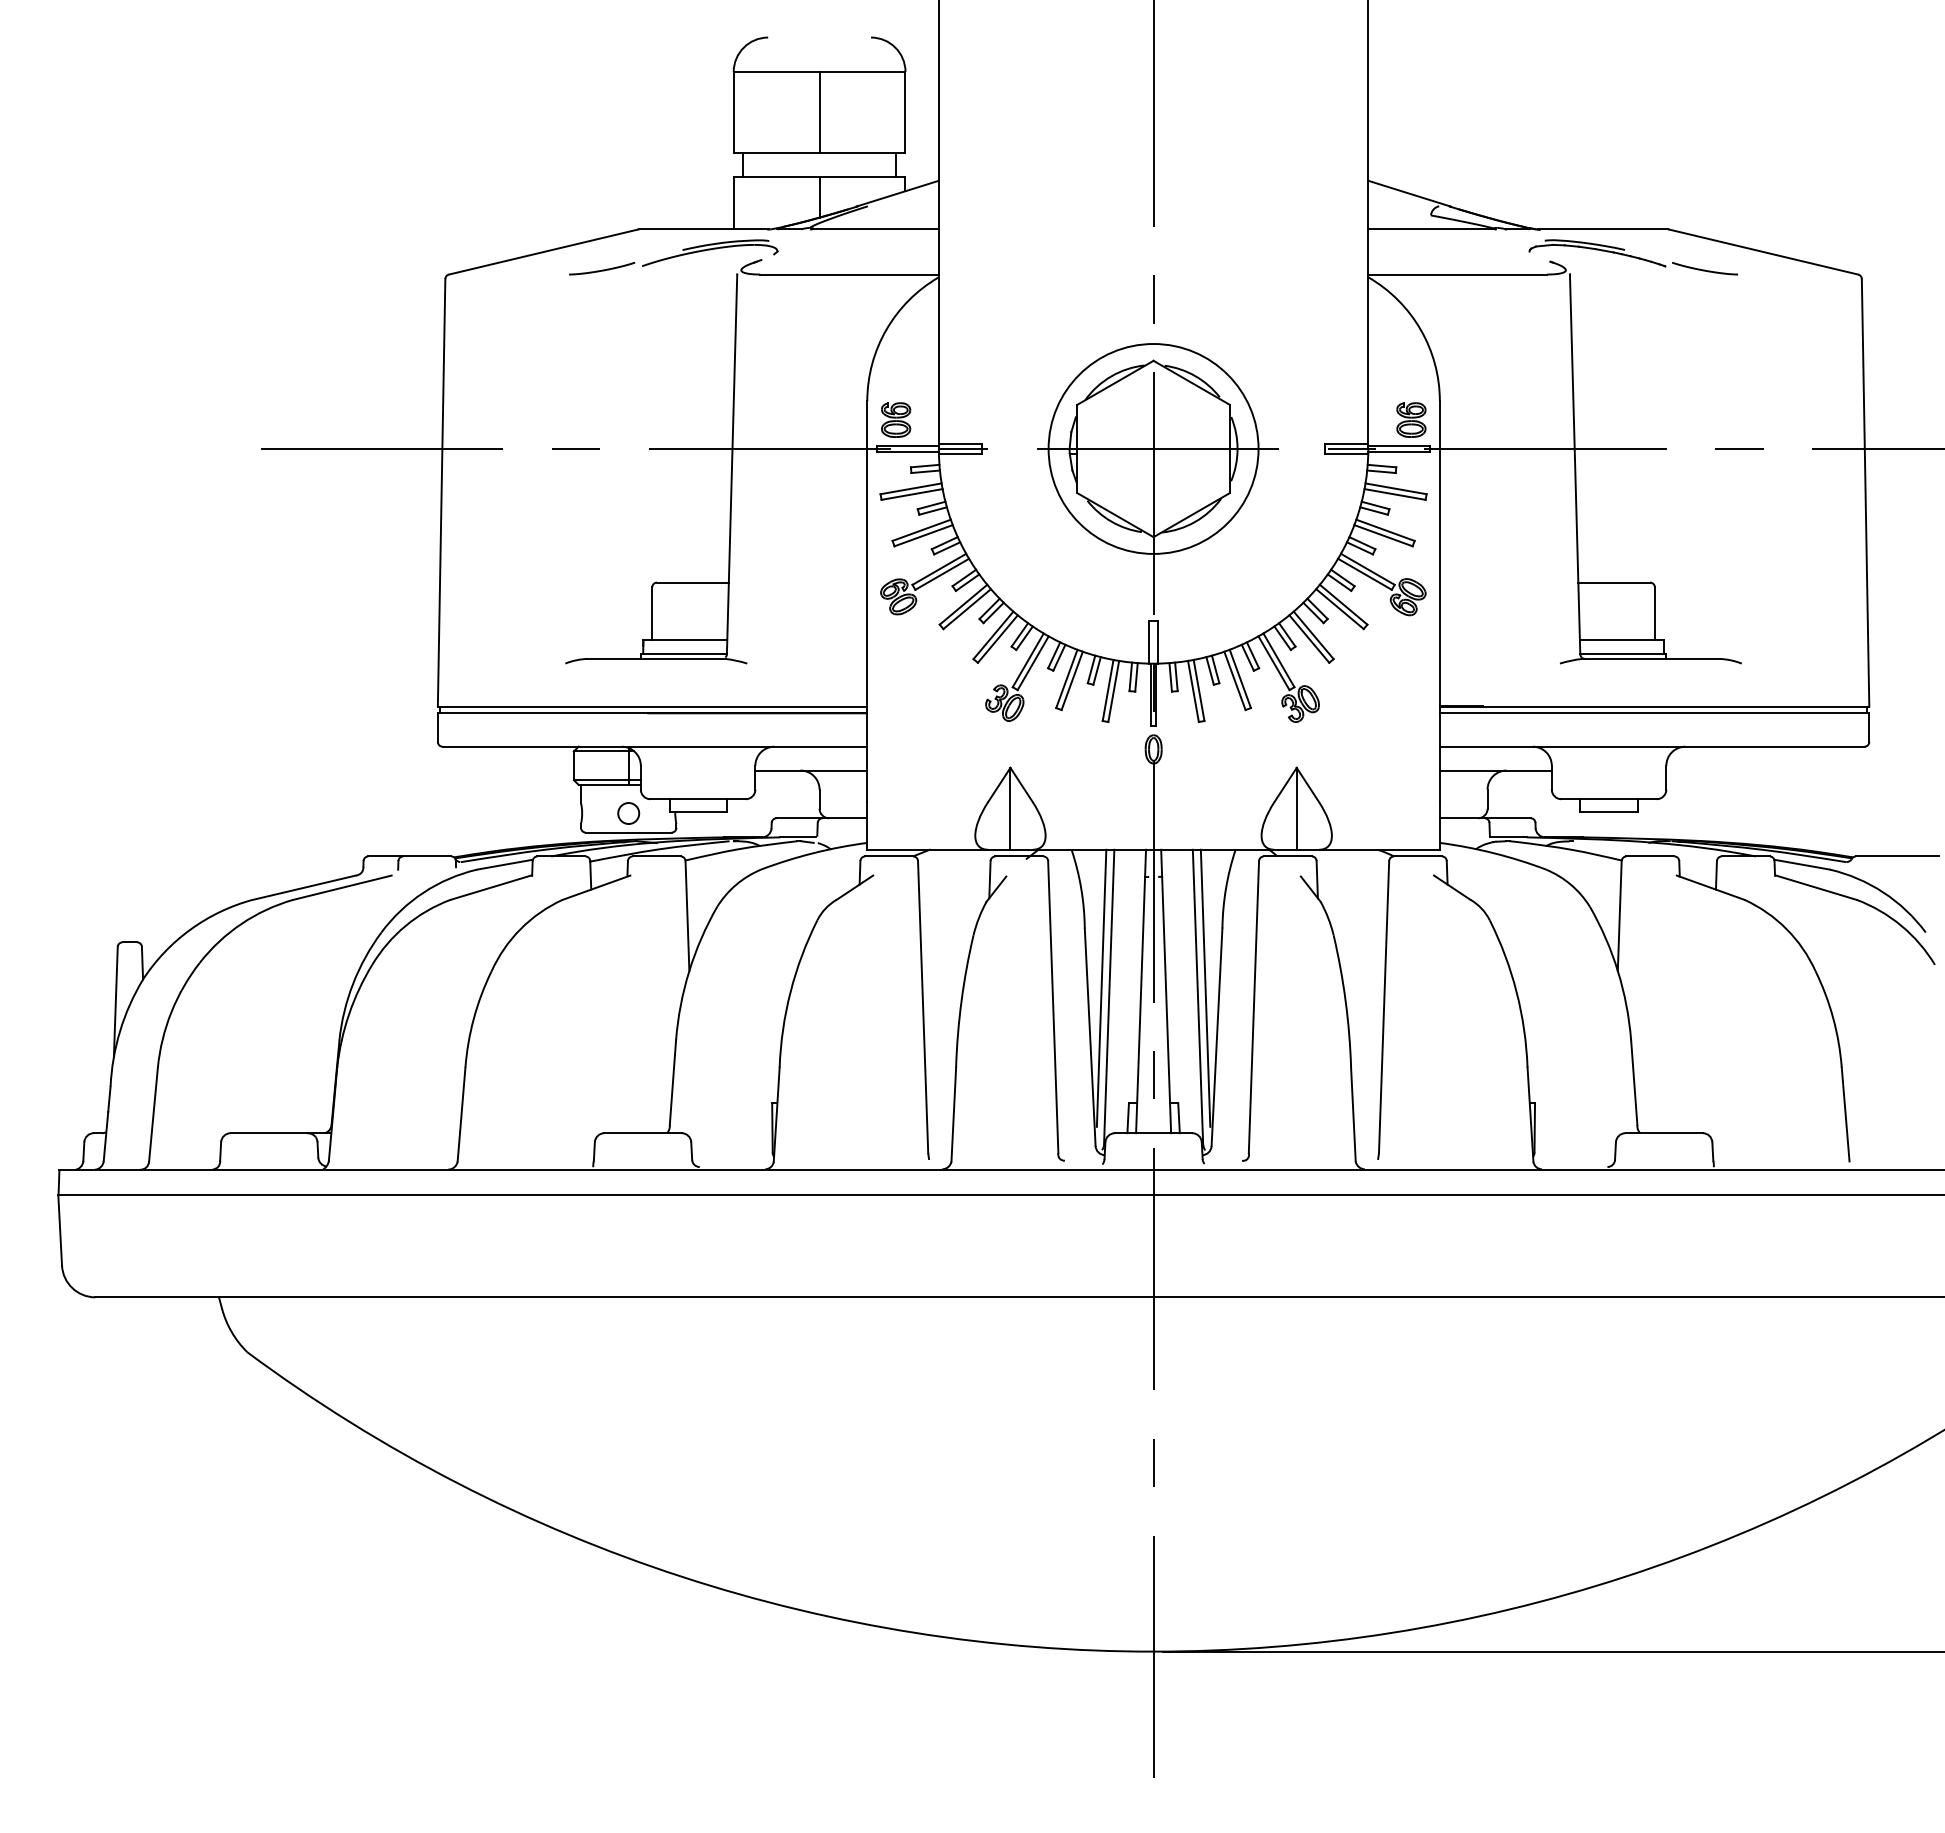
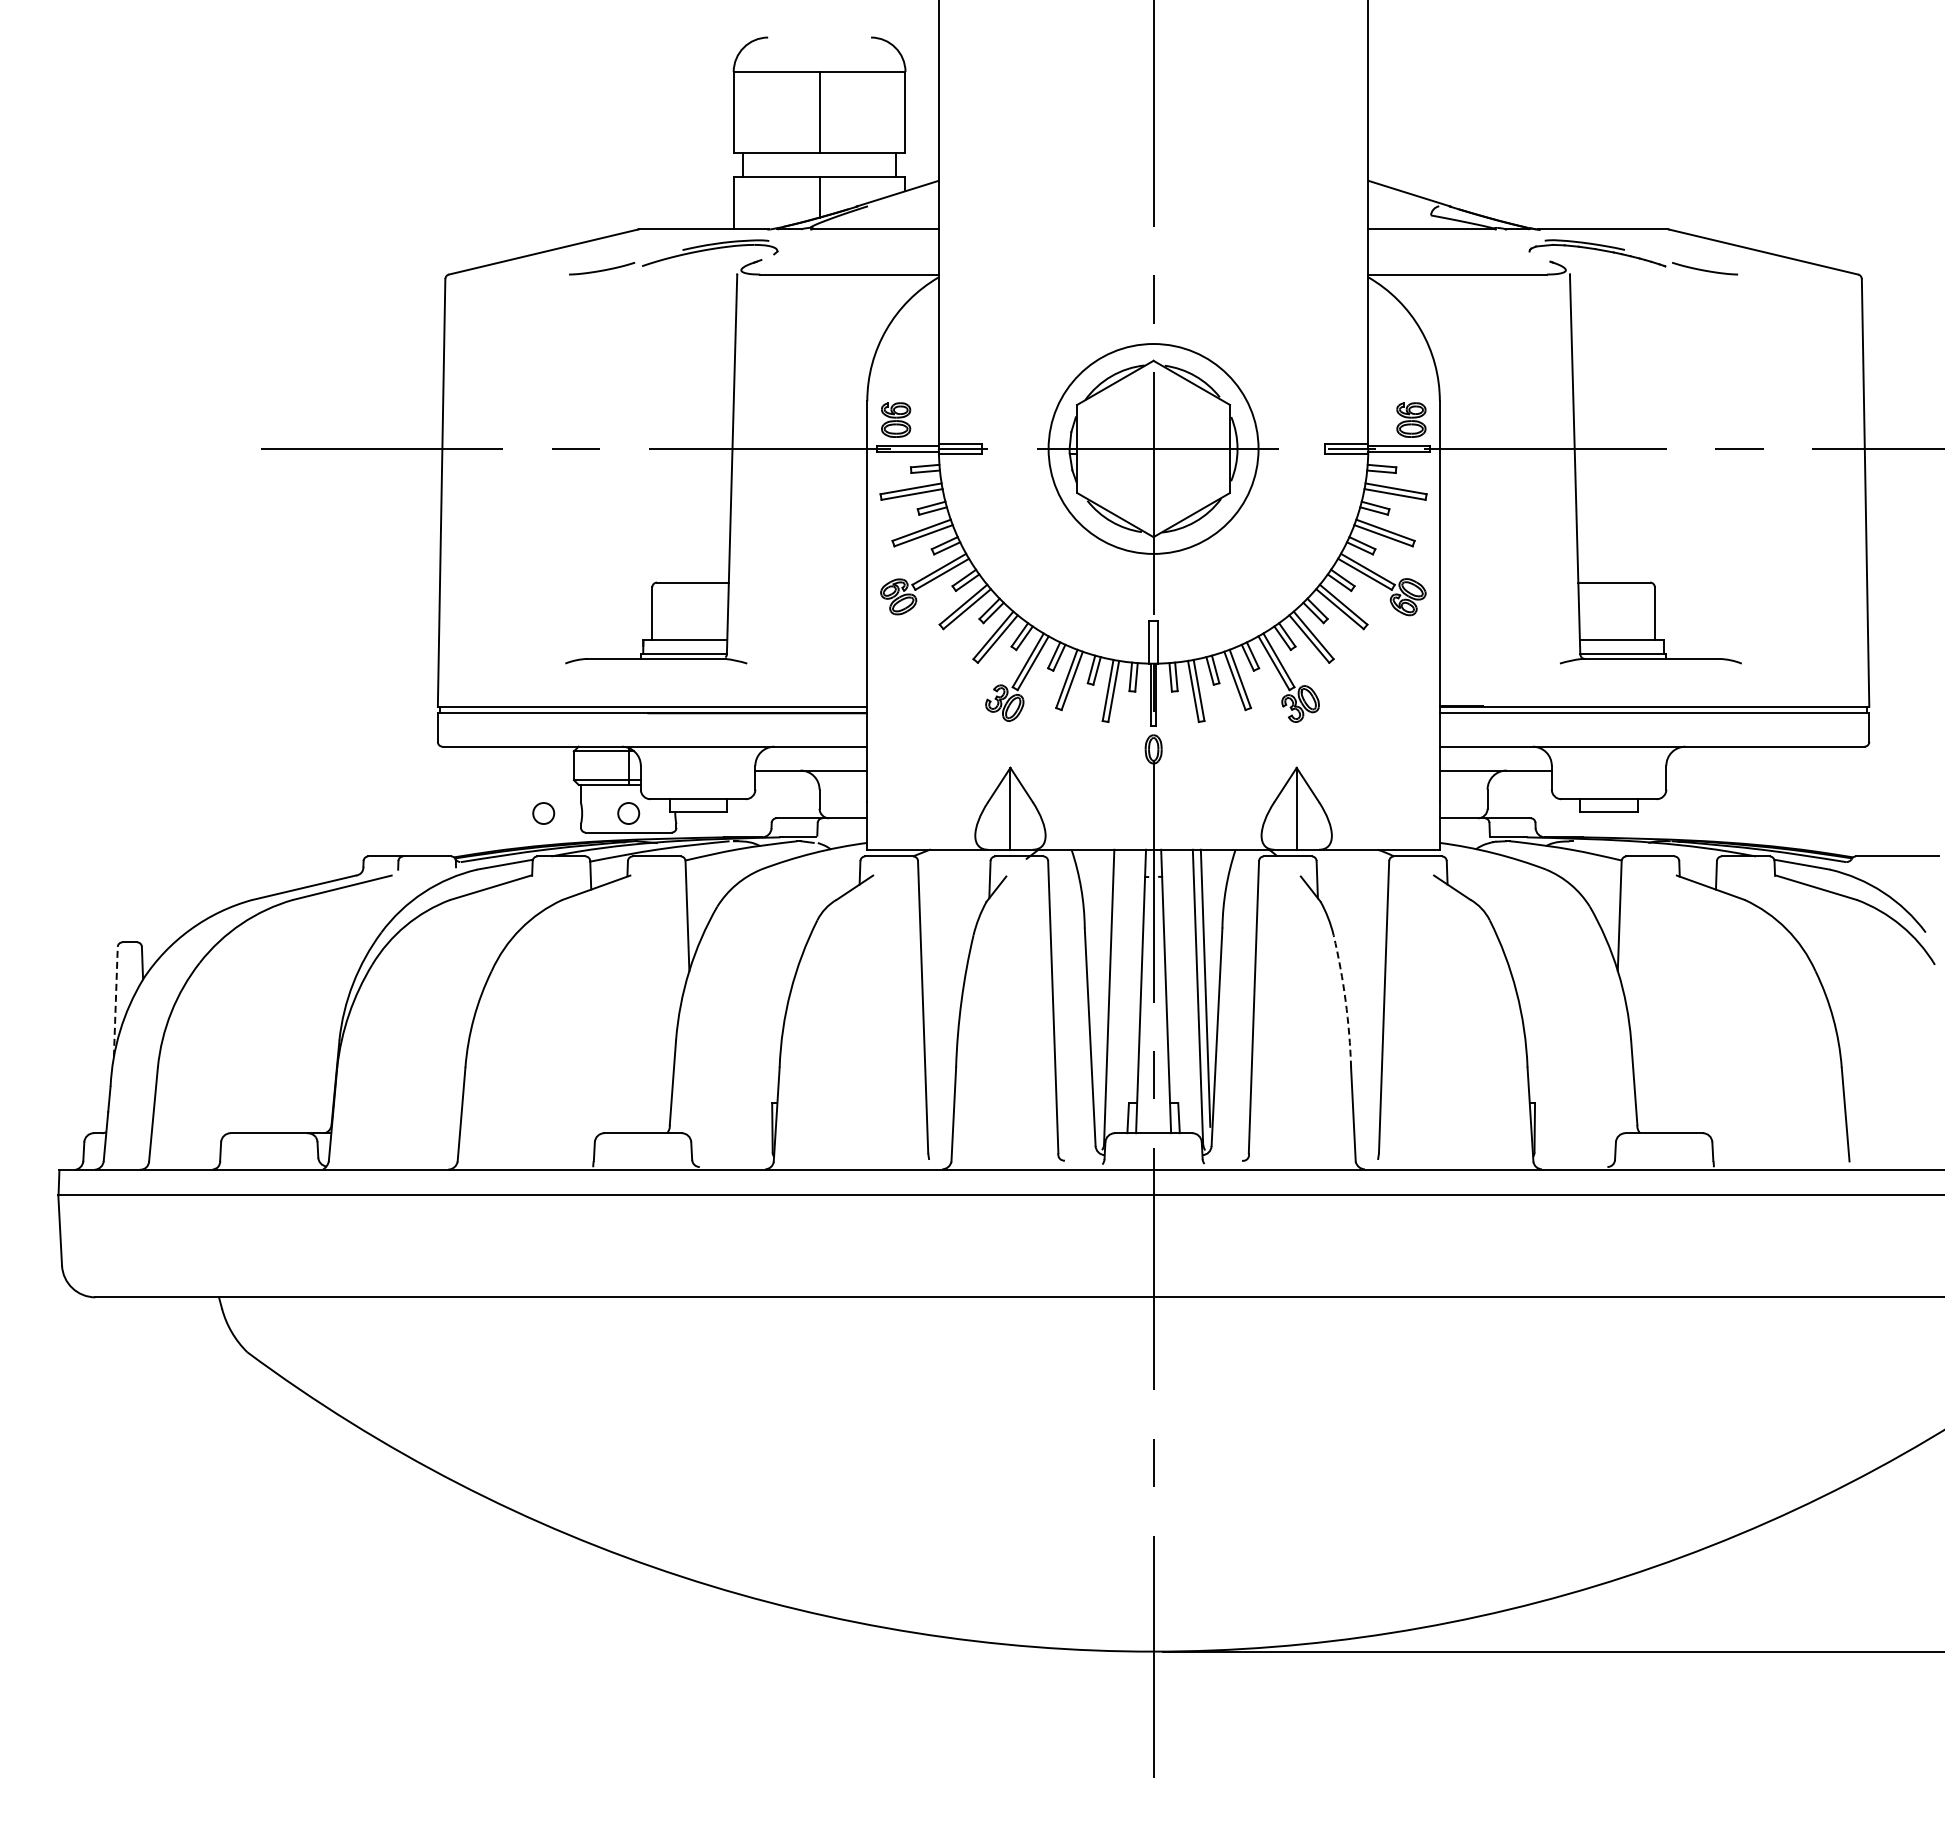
circle: none -> present (543, 813)
line: present -> none (1101, 987)
line: solid -> dashed (115, 1001)
arc: solid -> dashed (1345, 1001)
